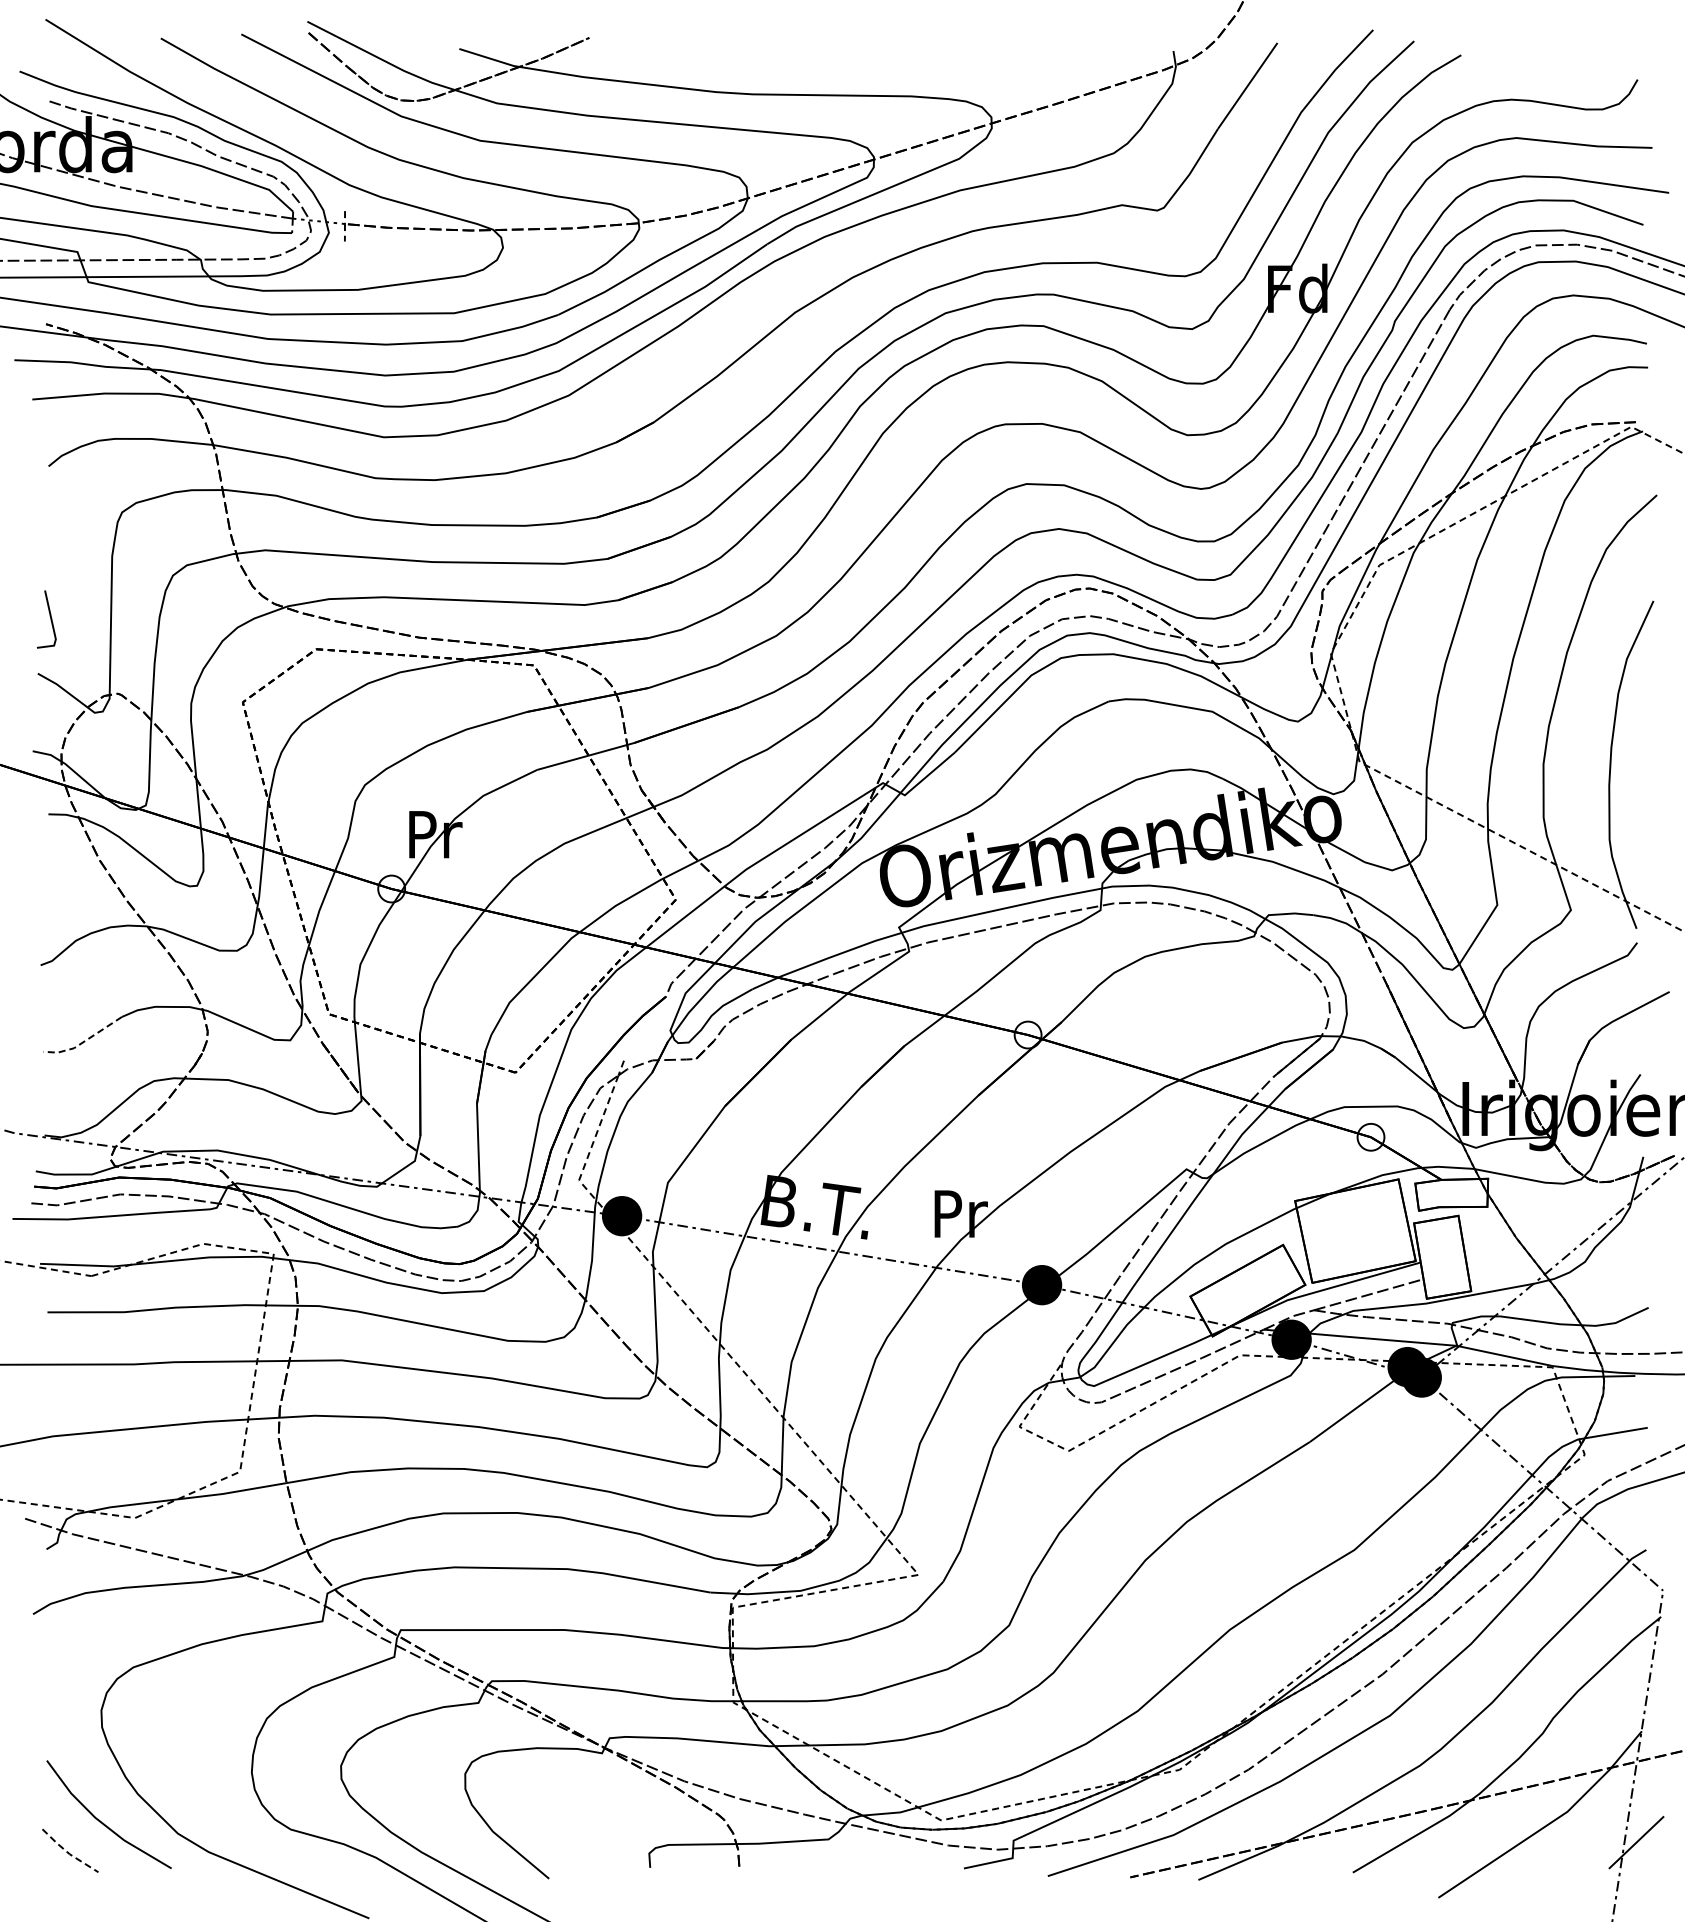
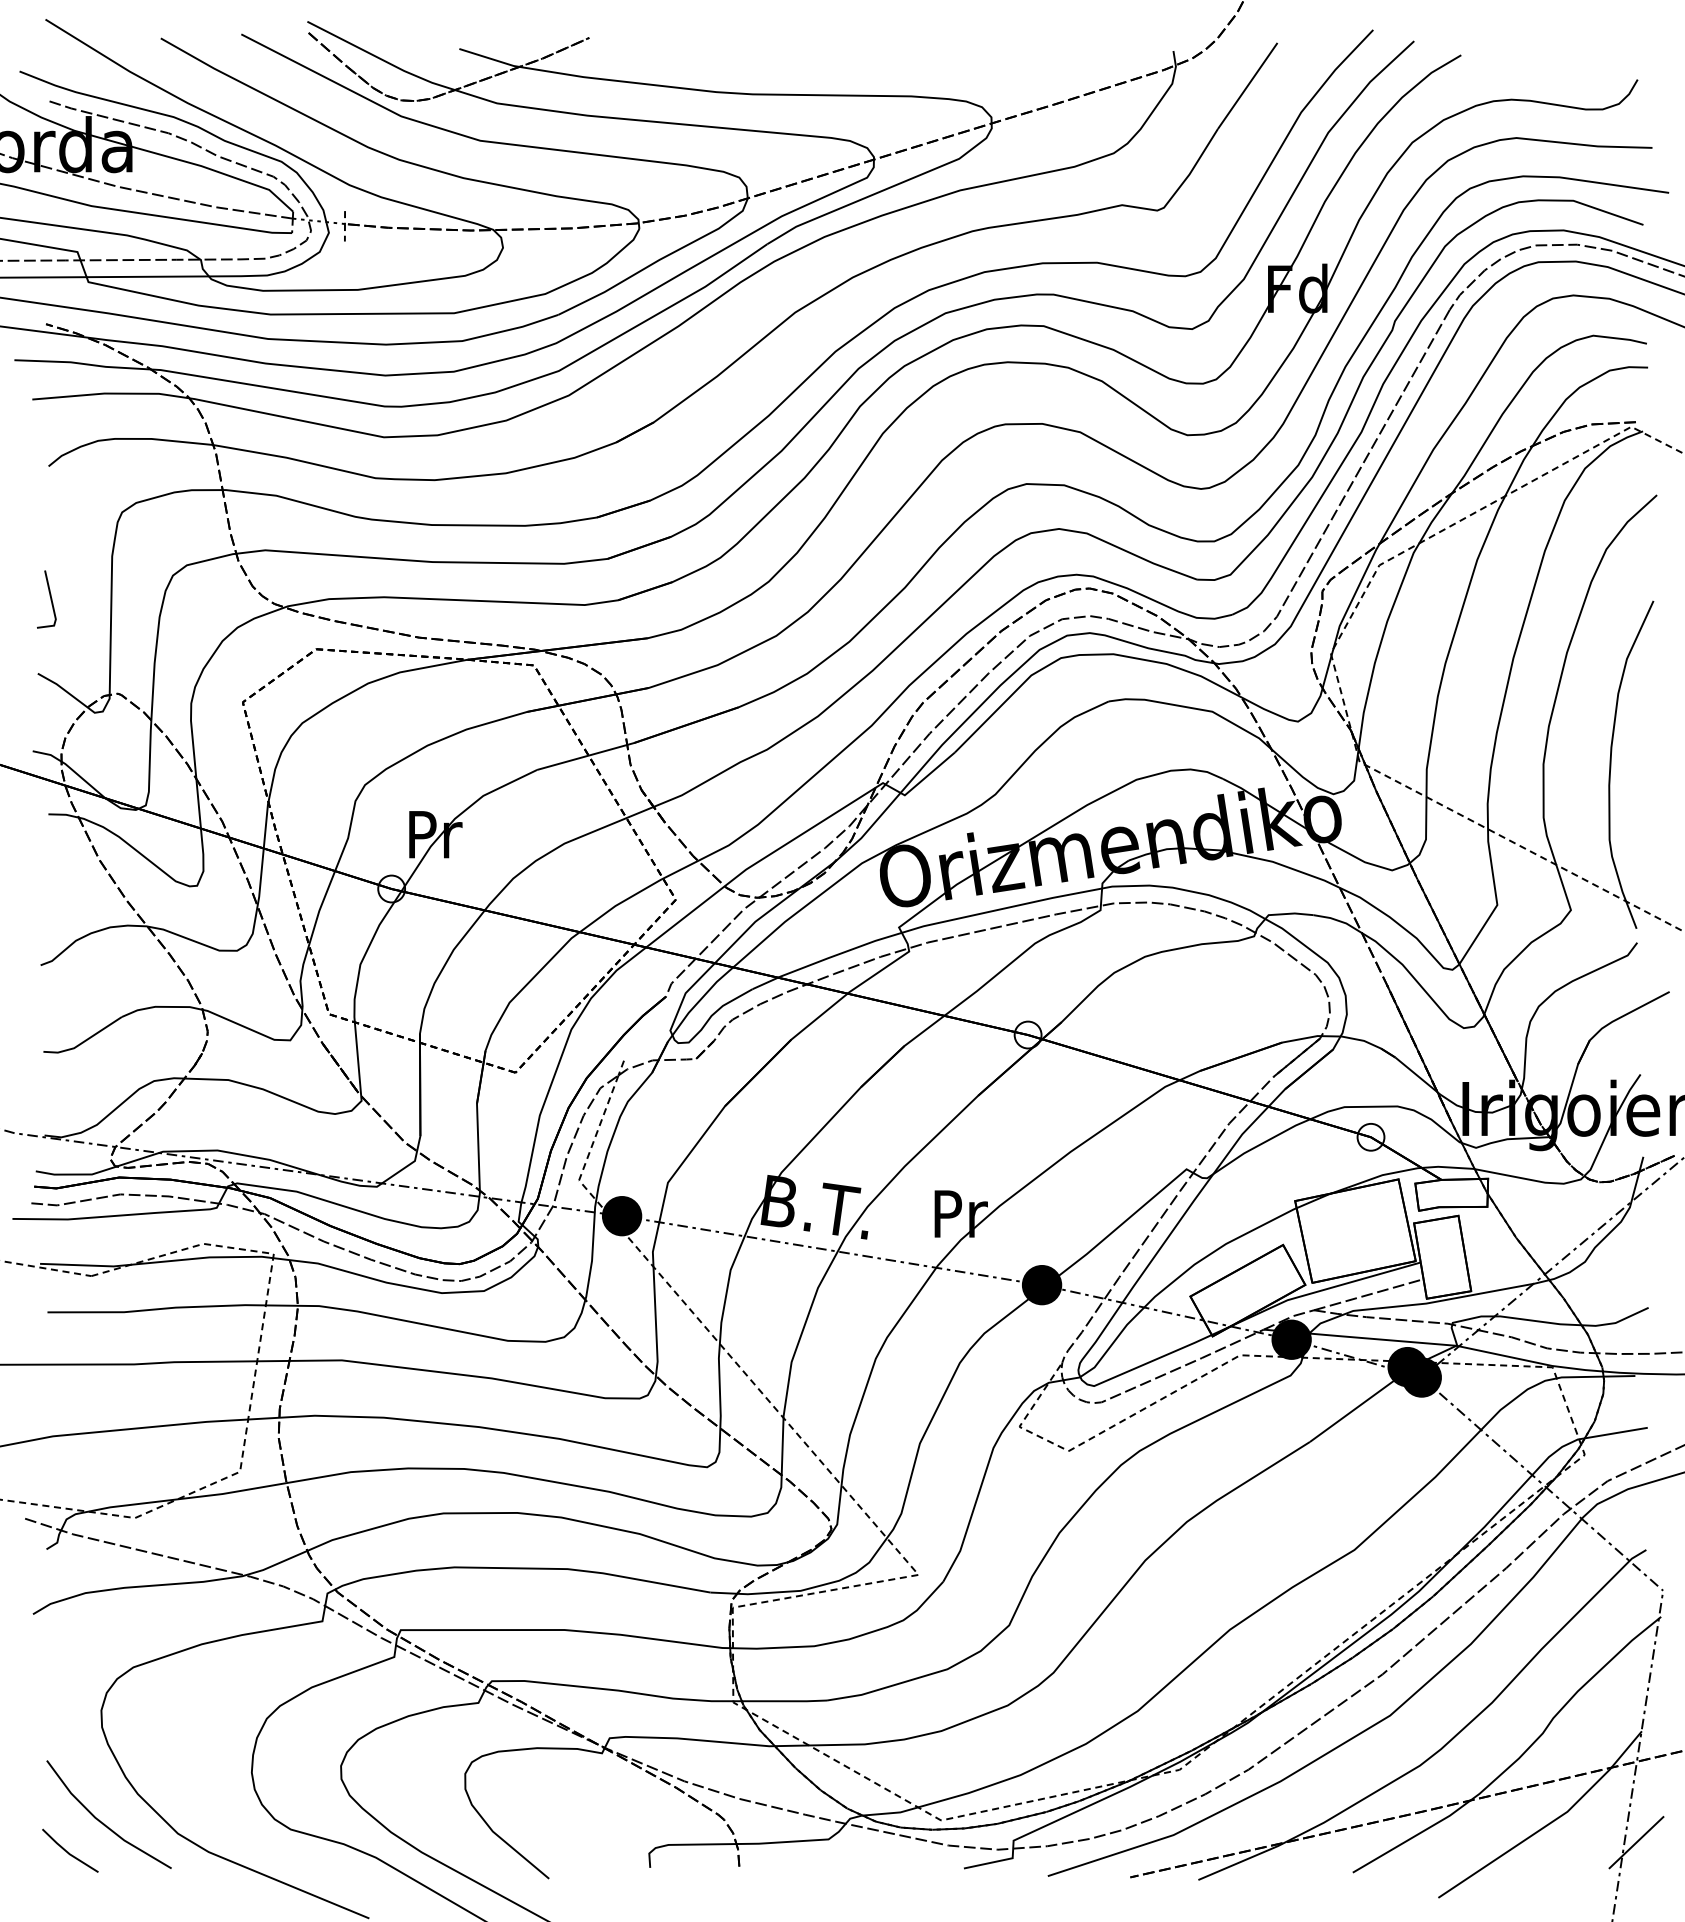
line position: (50, 619) -> (50, 599) (50, 599)
line: dashed -> solid (84, 1041)
line: dashed -> solid (68, 1852)
